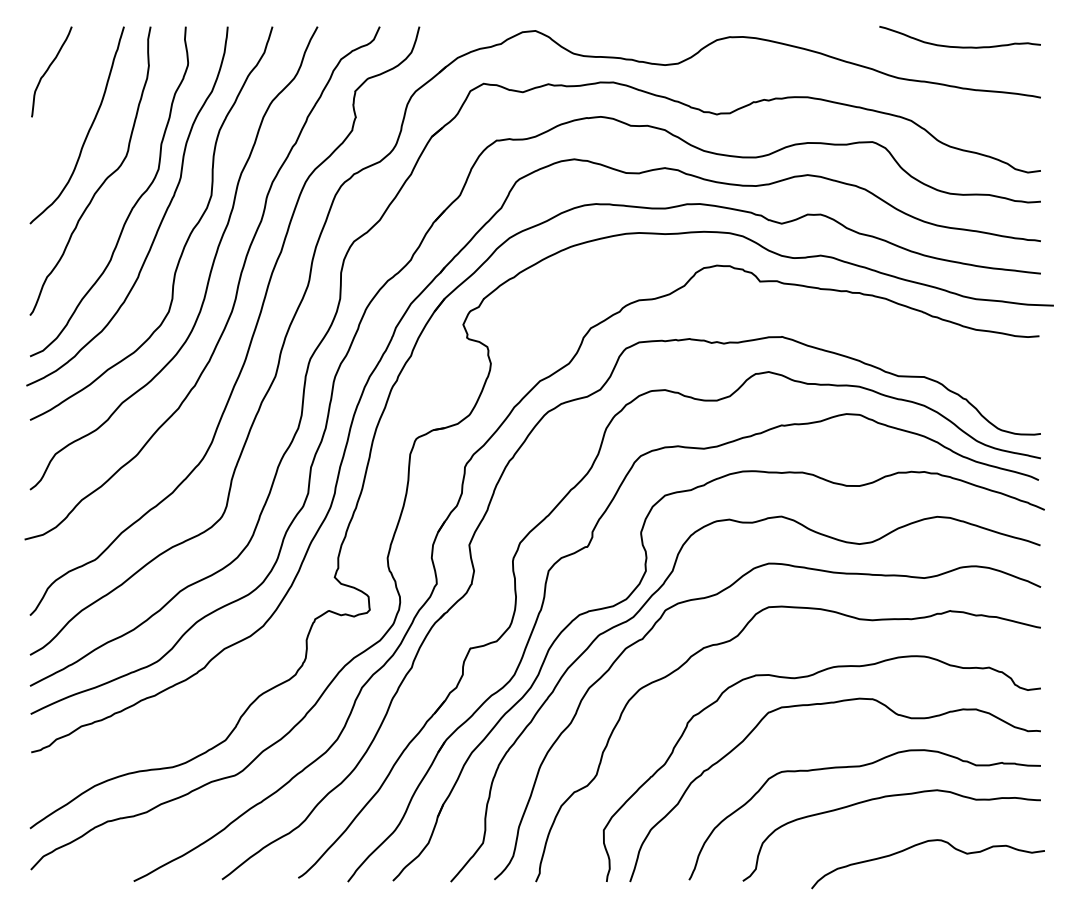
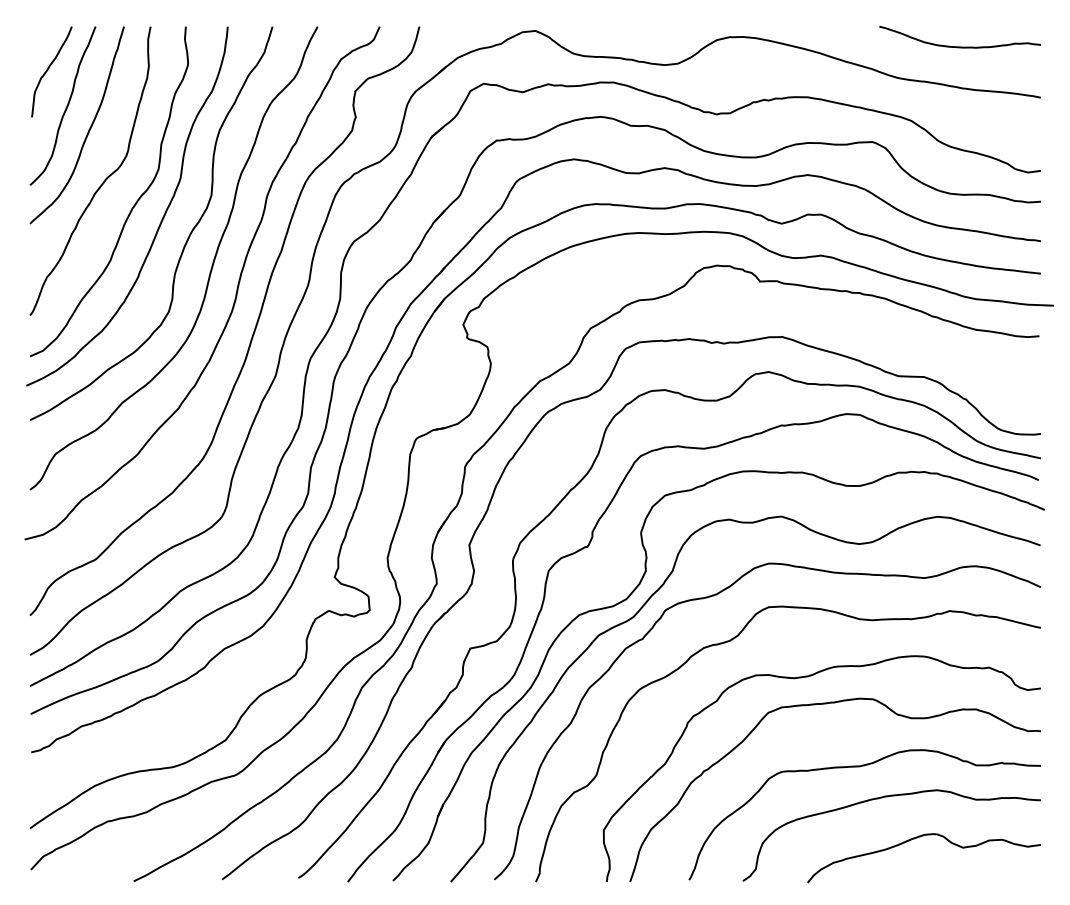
curve: none -> present (66, 105)
curve position: (921, 844) -> (917, 838) (917, 838)
